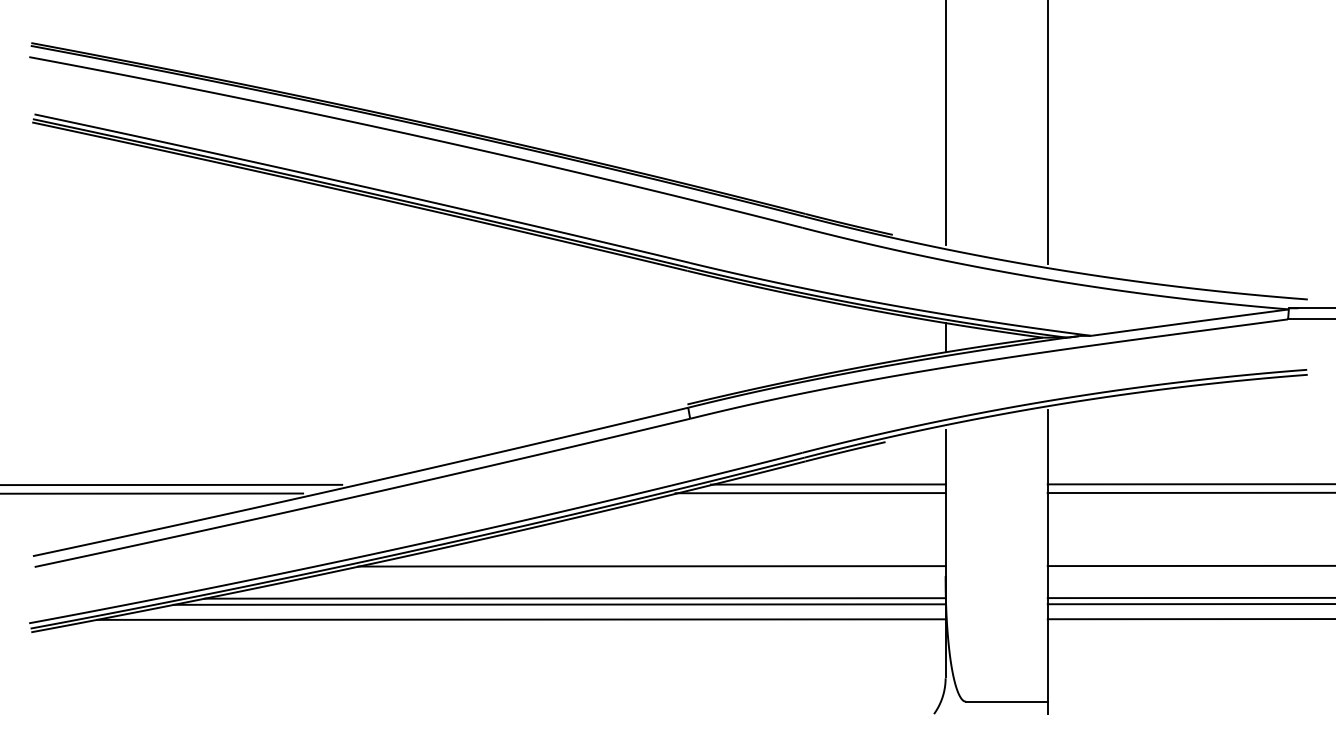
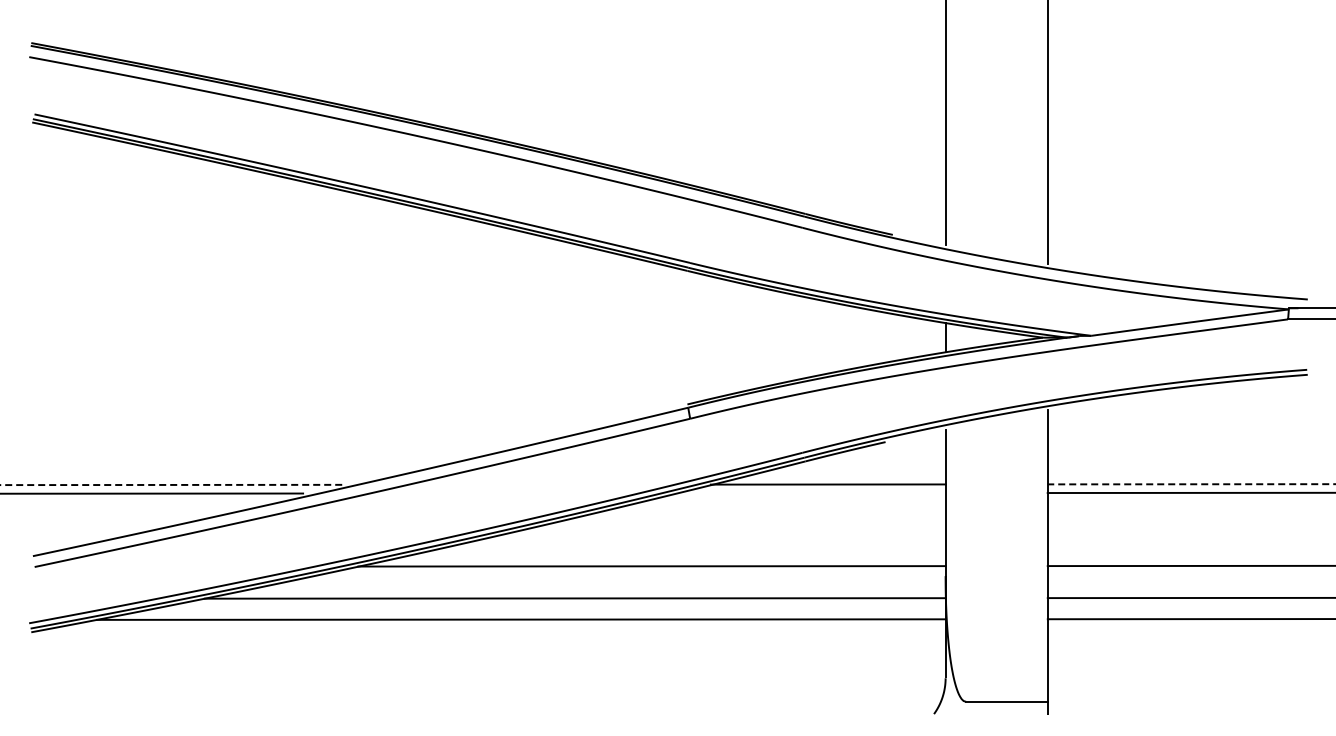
line: solid -> dashed (171, 484)
line: solid -> dashed (1191, 484)
line: present -> none (810, 493)
line: present -> none (559, 604)
line: present -> none (1189, 604)
